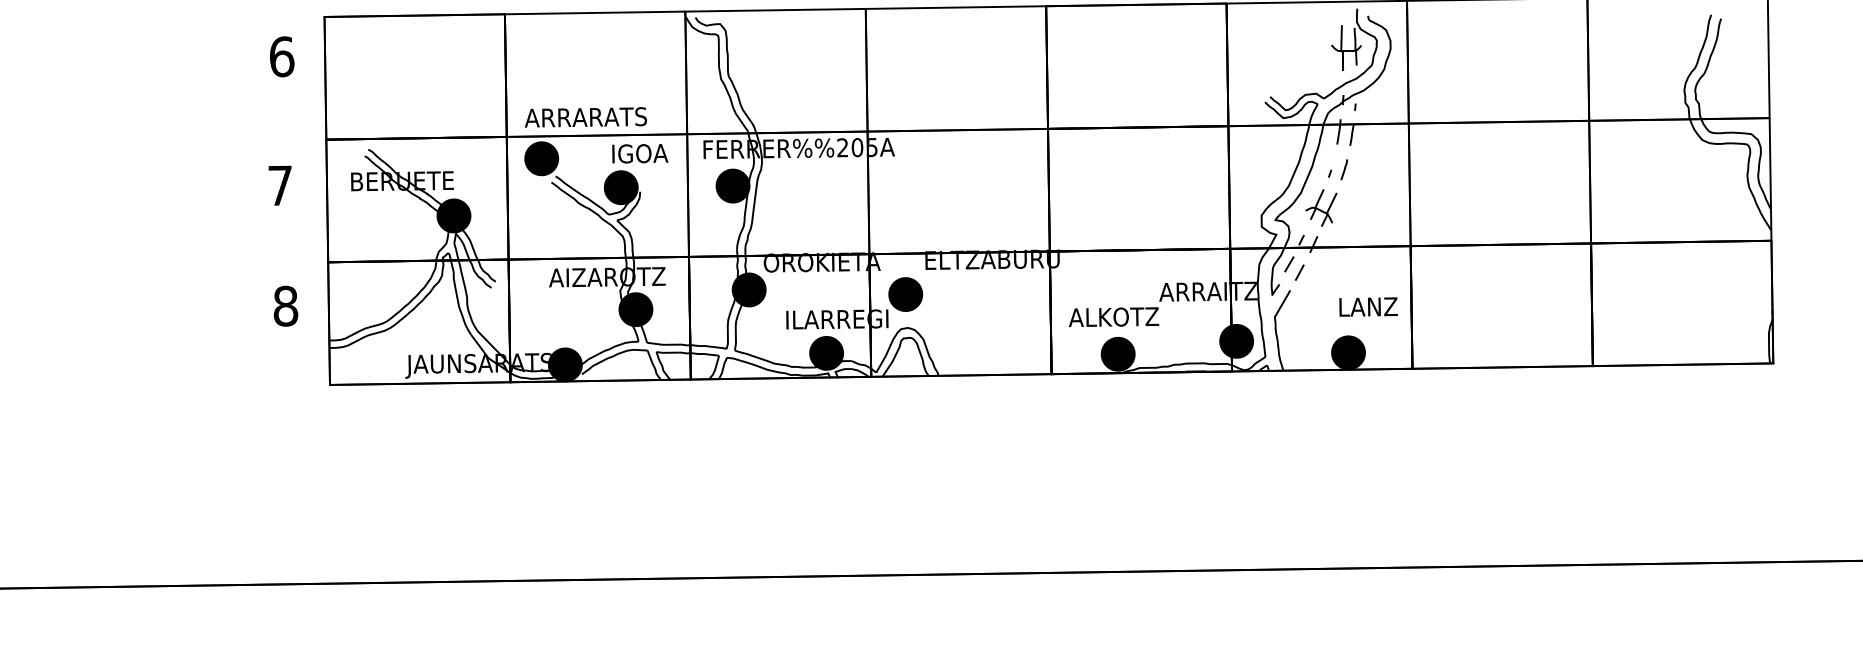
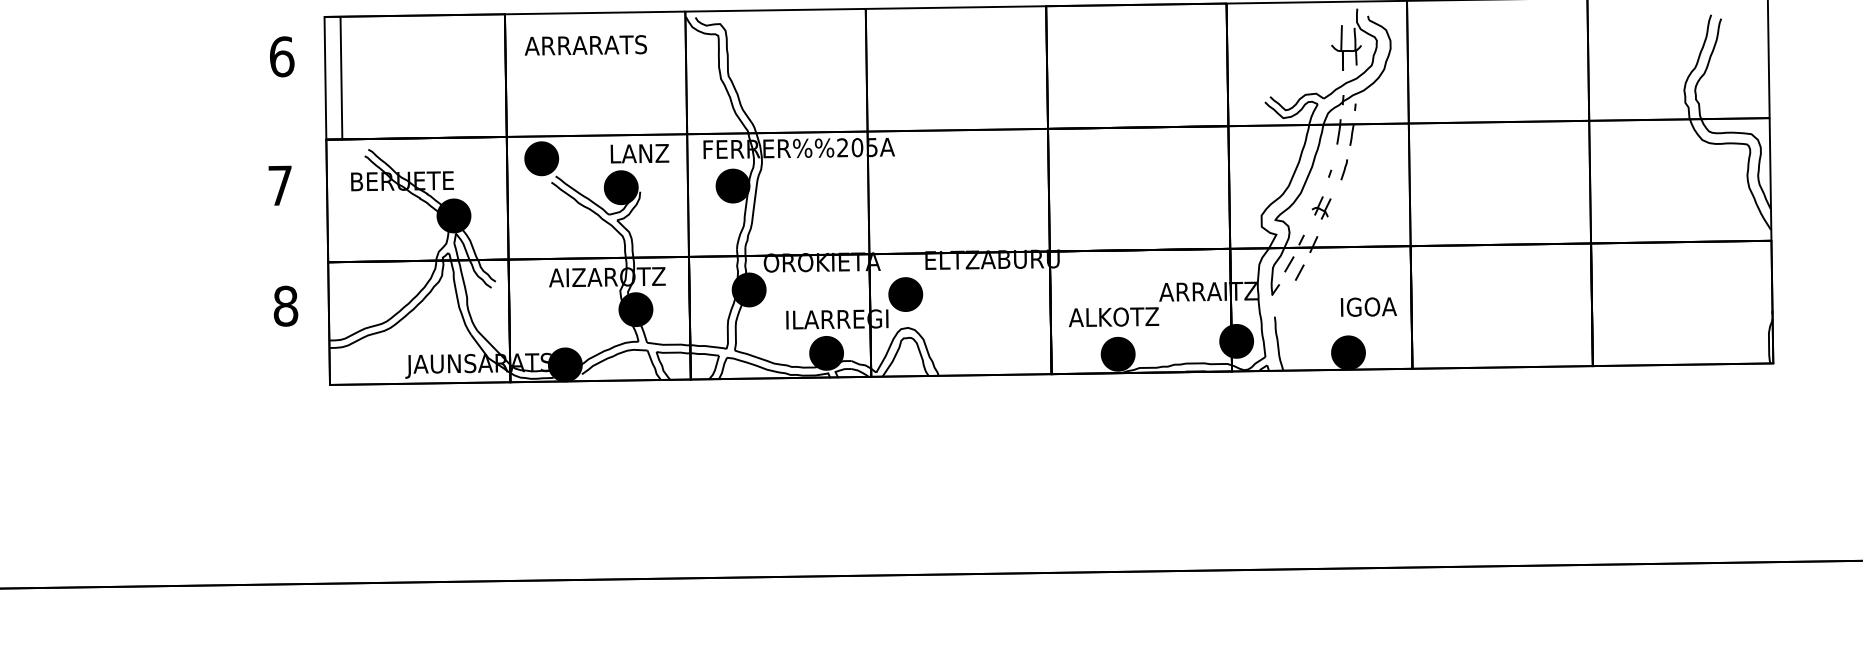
line position: (325, 77) -> (341, 77) (341, 77)
text position: (585, 117) -> (585, 45) (585, 45)
text: IGOA -> LANZ (639, 153)
part size: 33x38 px -> 21x24 px (1321, 207)
line: present -> none (1281, 303)
text: LANZ -> IGOA (1368, 306)
